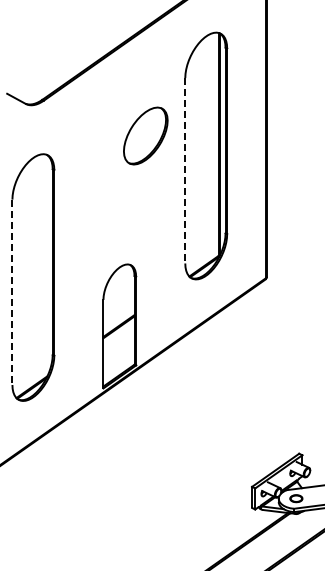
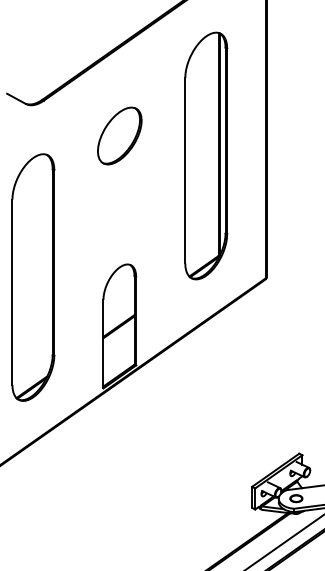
part position: (145, 135) -> (119, 135) (119, 135)
line: dashed -> solid (185, 170)
line: dashed -> solid (12, 292)
line: none -> present (284, 541)
